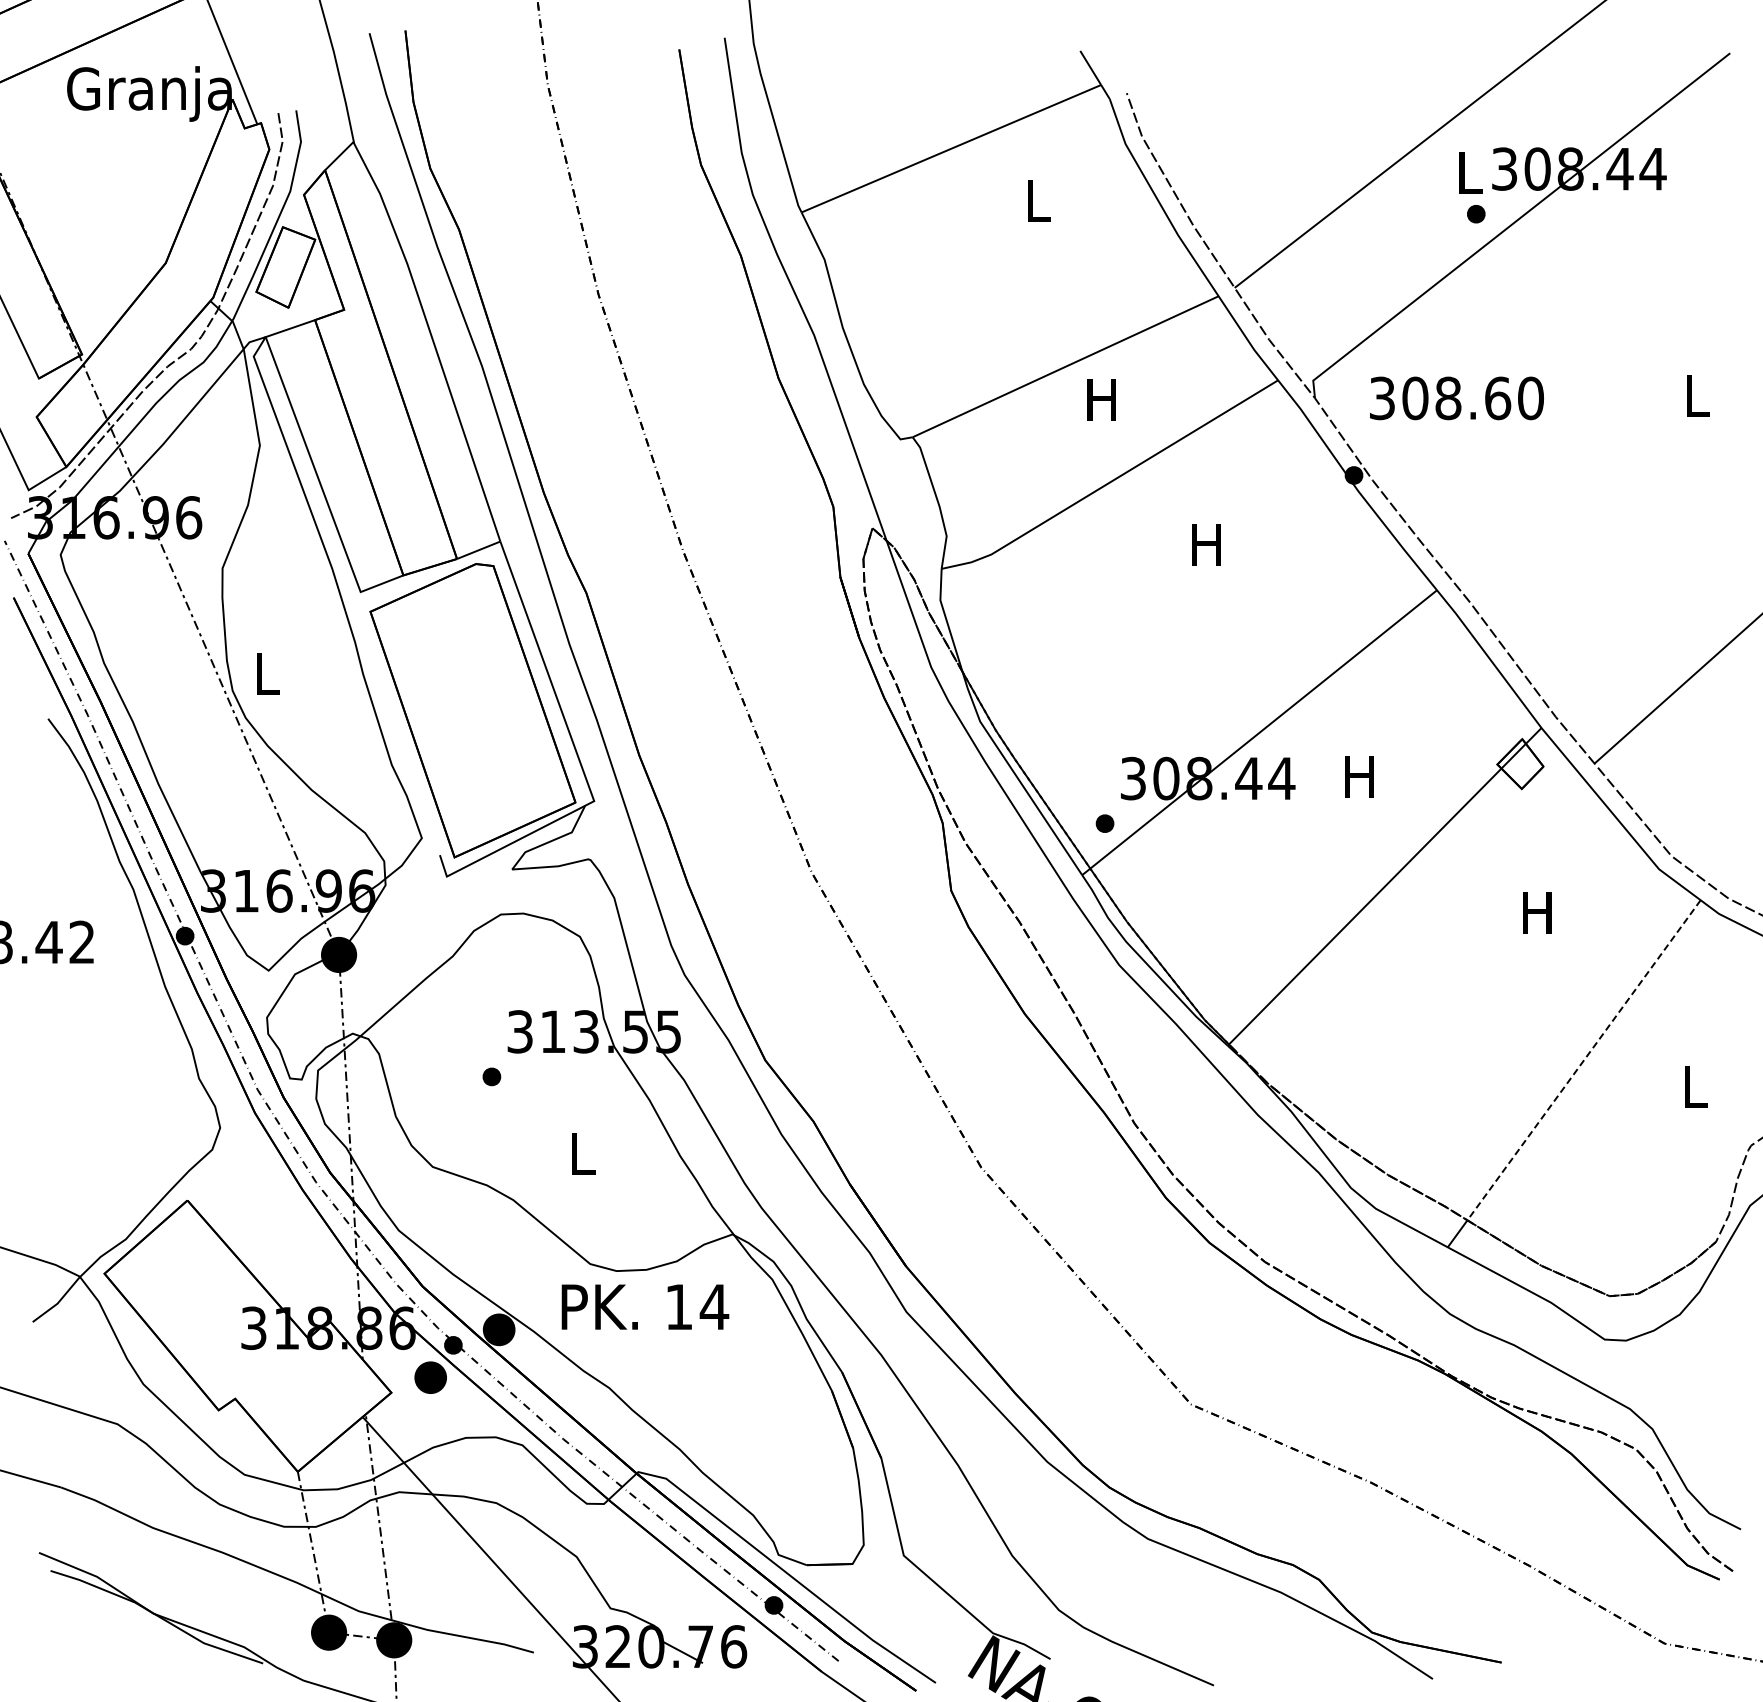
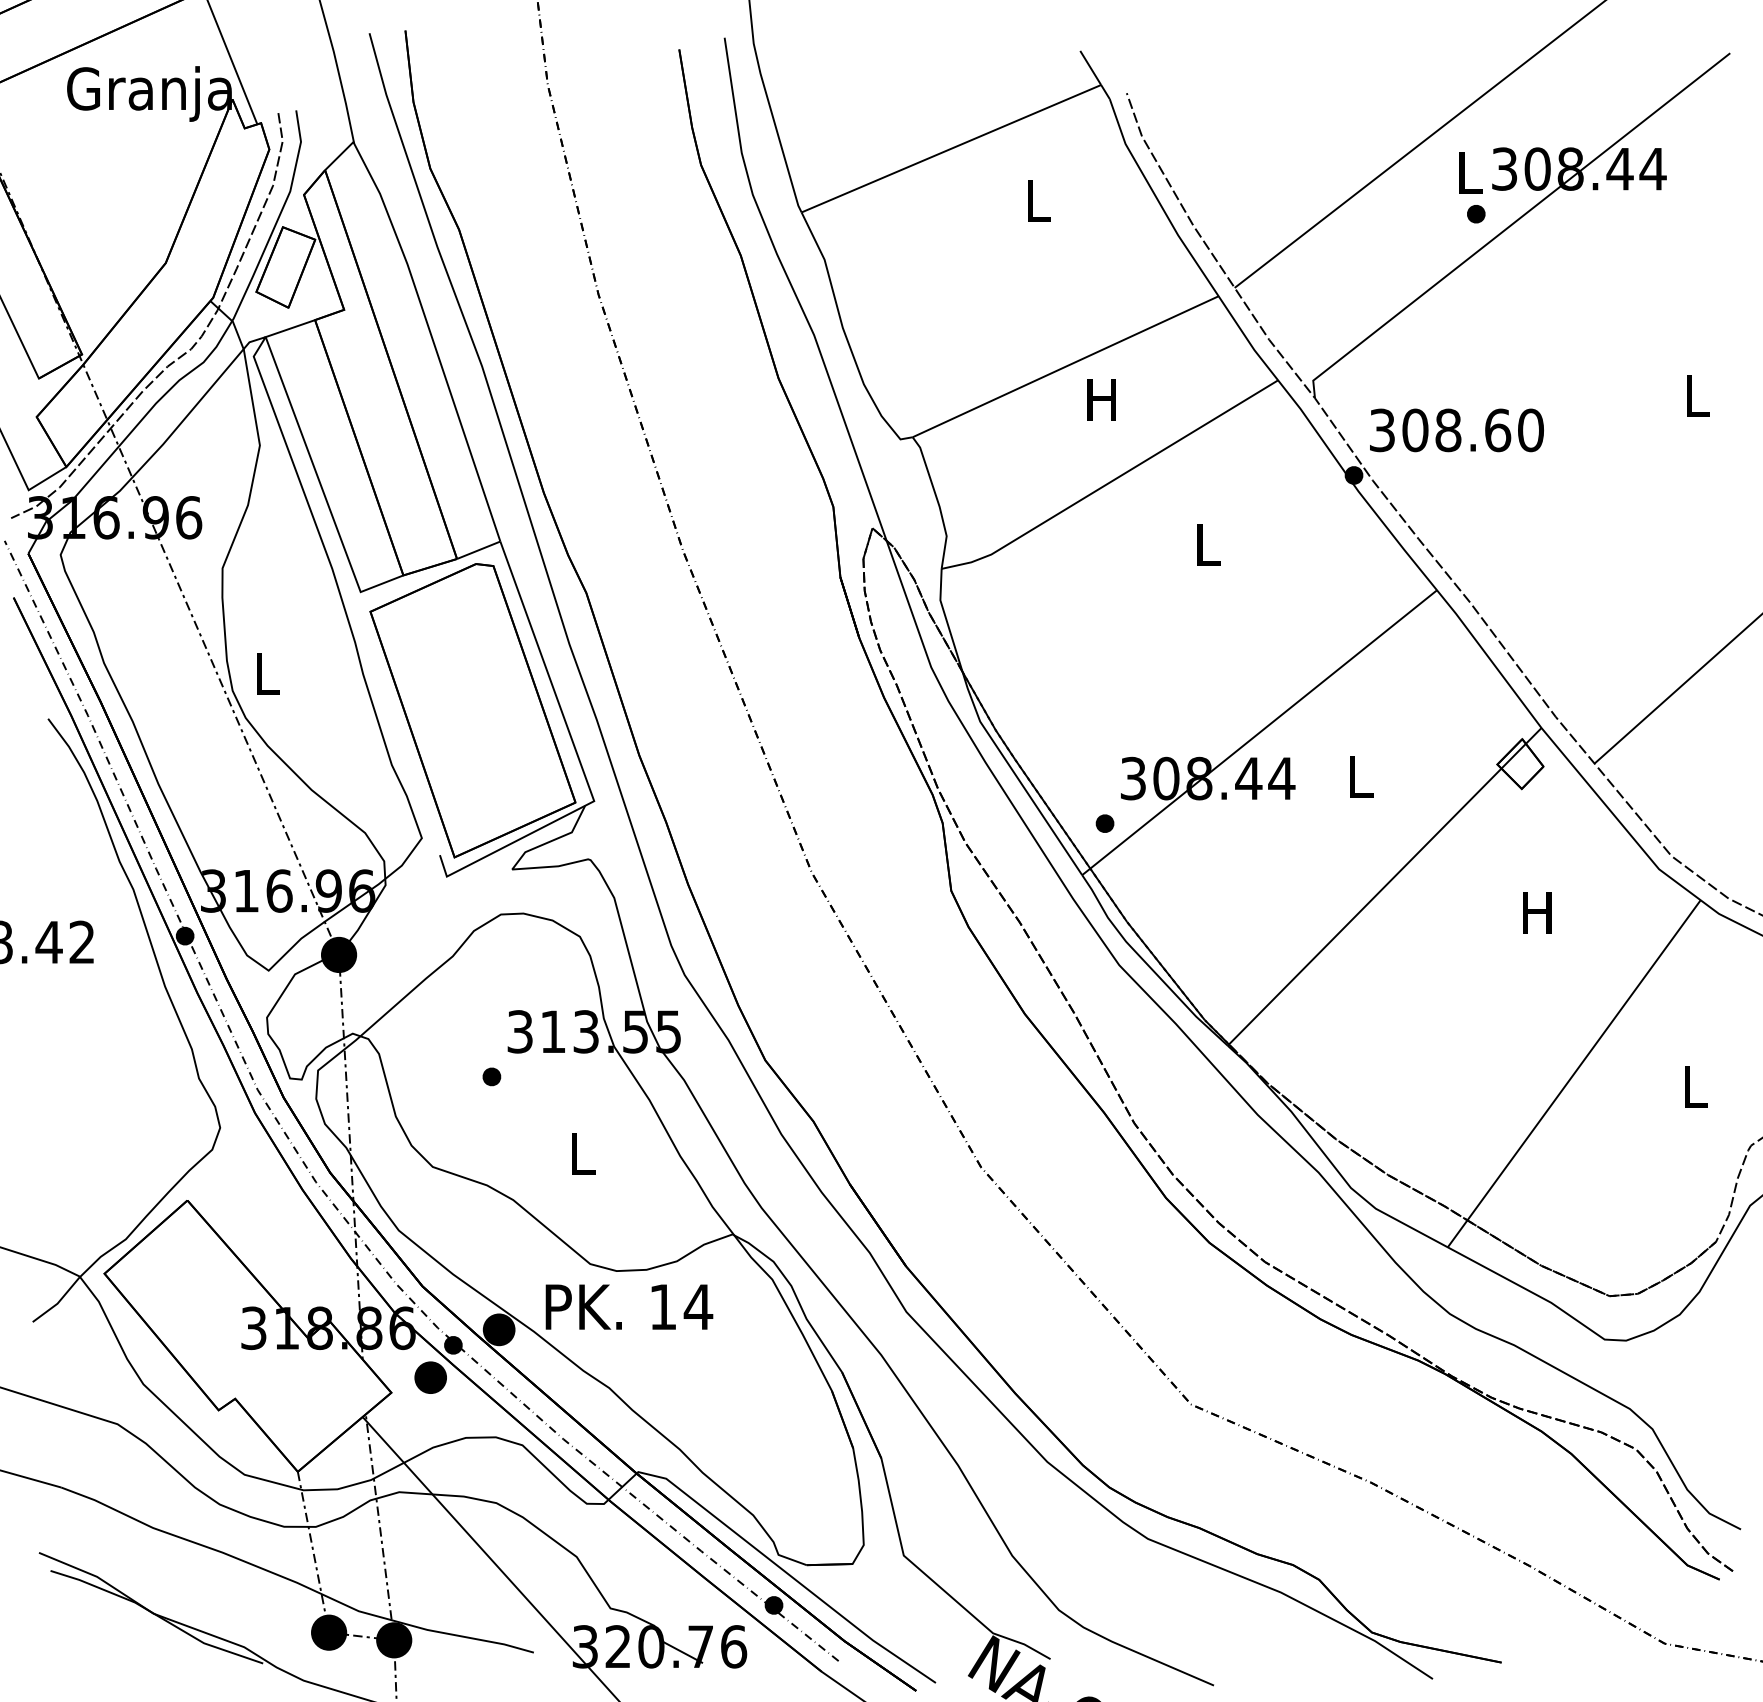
text position: (1456, 398) -> (1456, 430) (1456, 430)
text: H -> L (1206, 544)
text: H -> L (1359, 776)
line: dashed -> solid (1583, 1060)
text position: (645, 1306) -> (629, 1306) (629, 1306)
